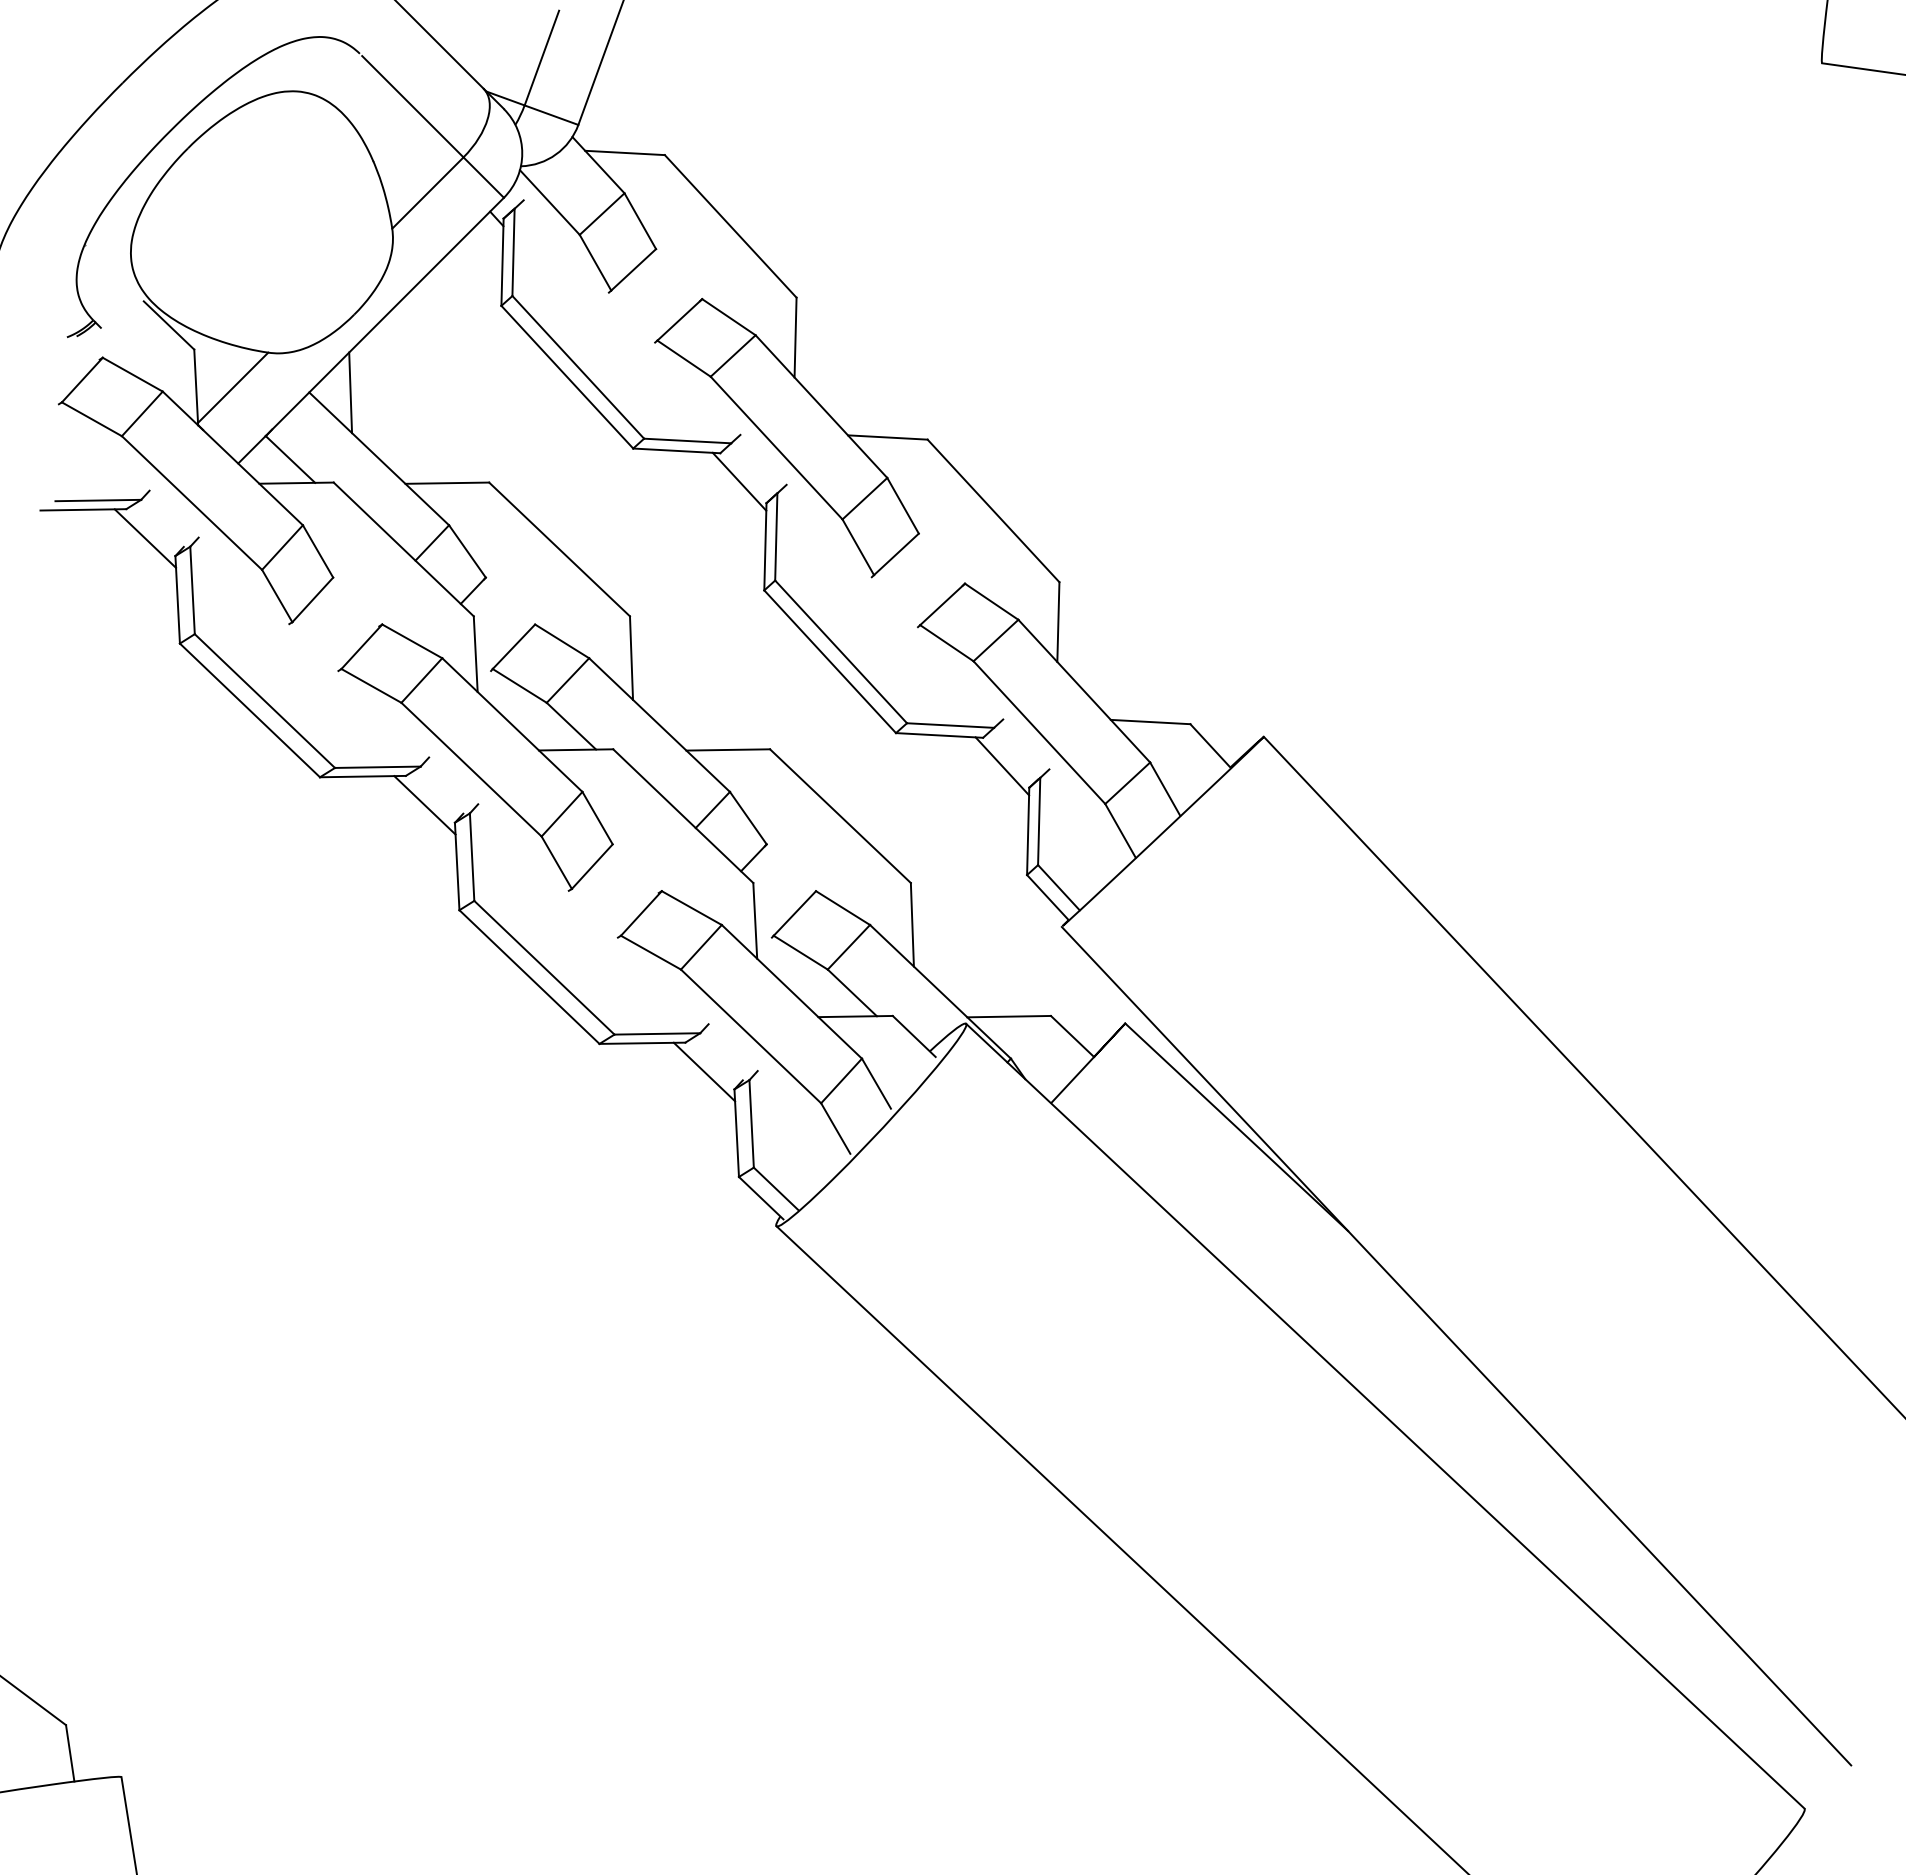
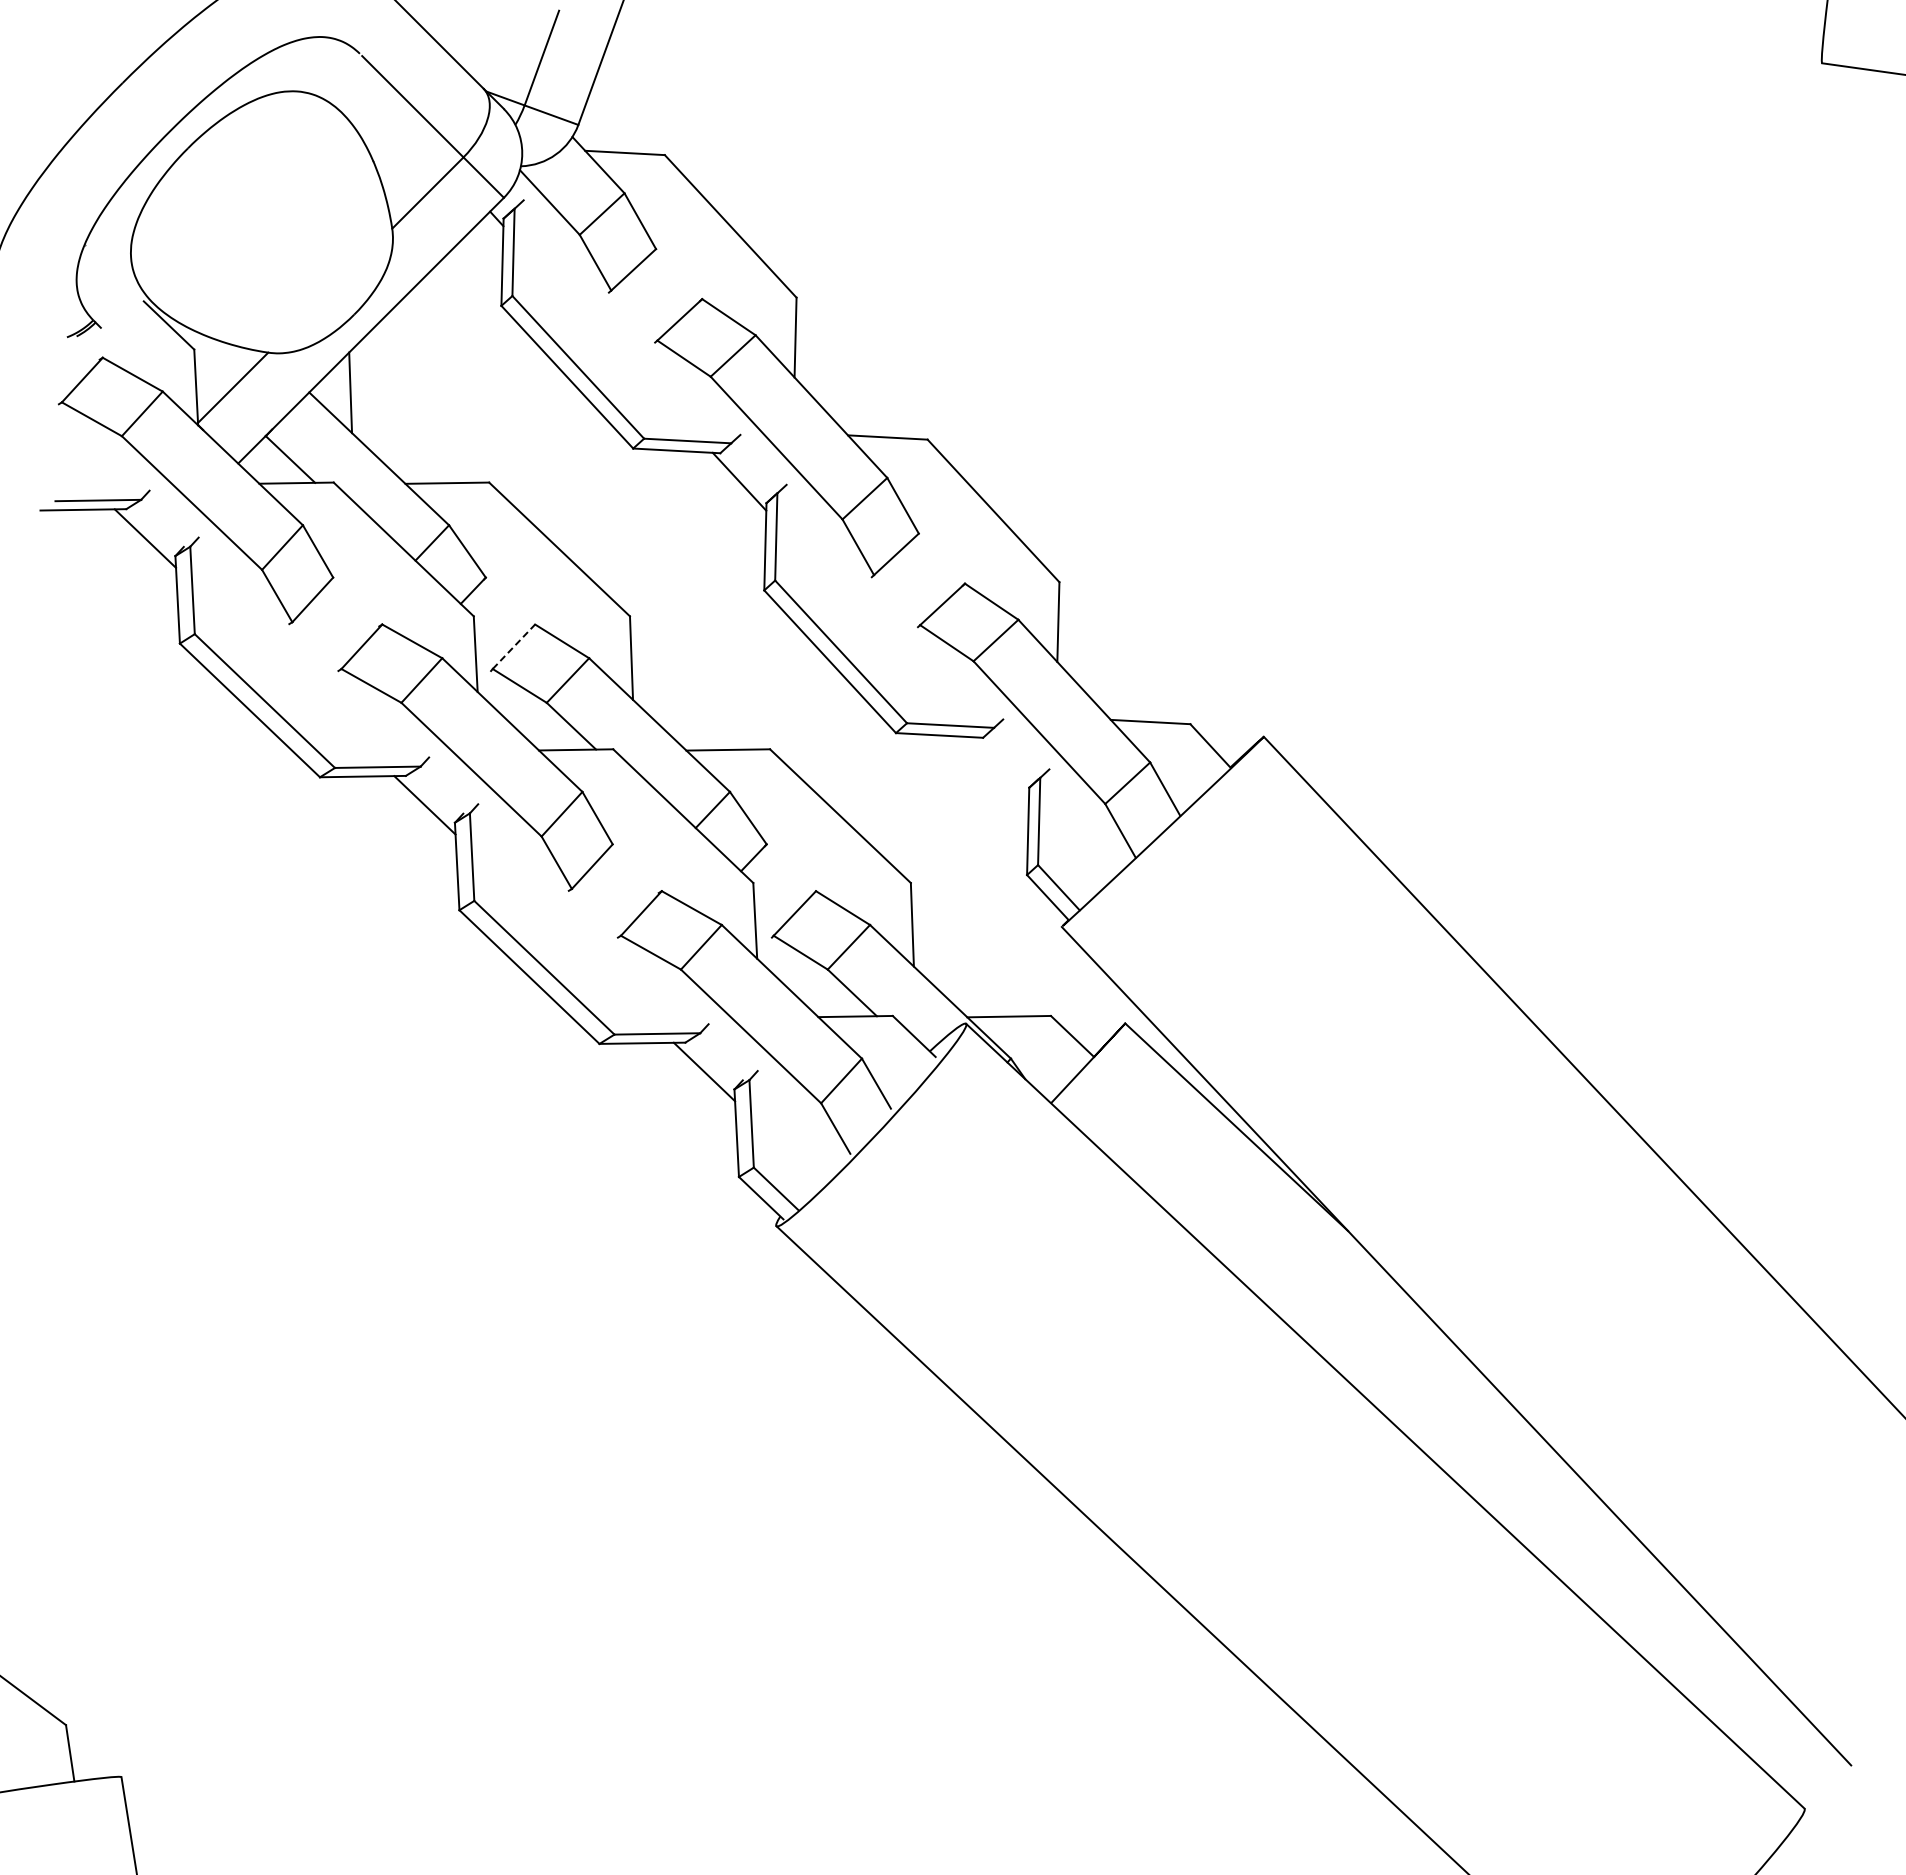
line: solid -> dashed (513, 646)
line: present -> none (1002, 766)
